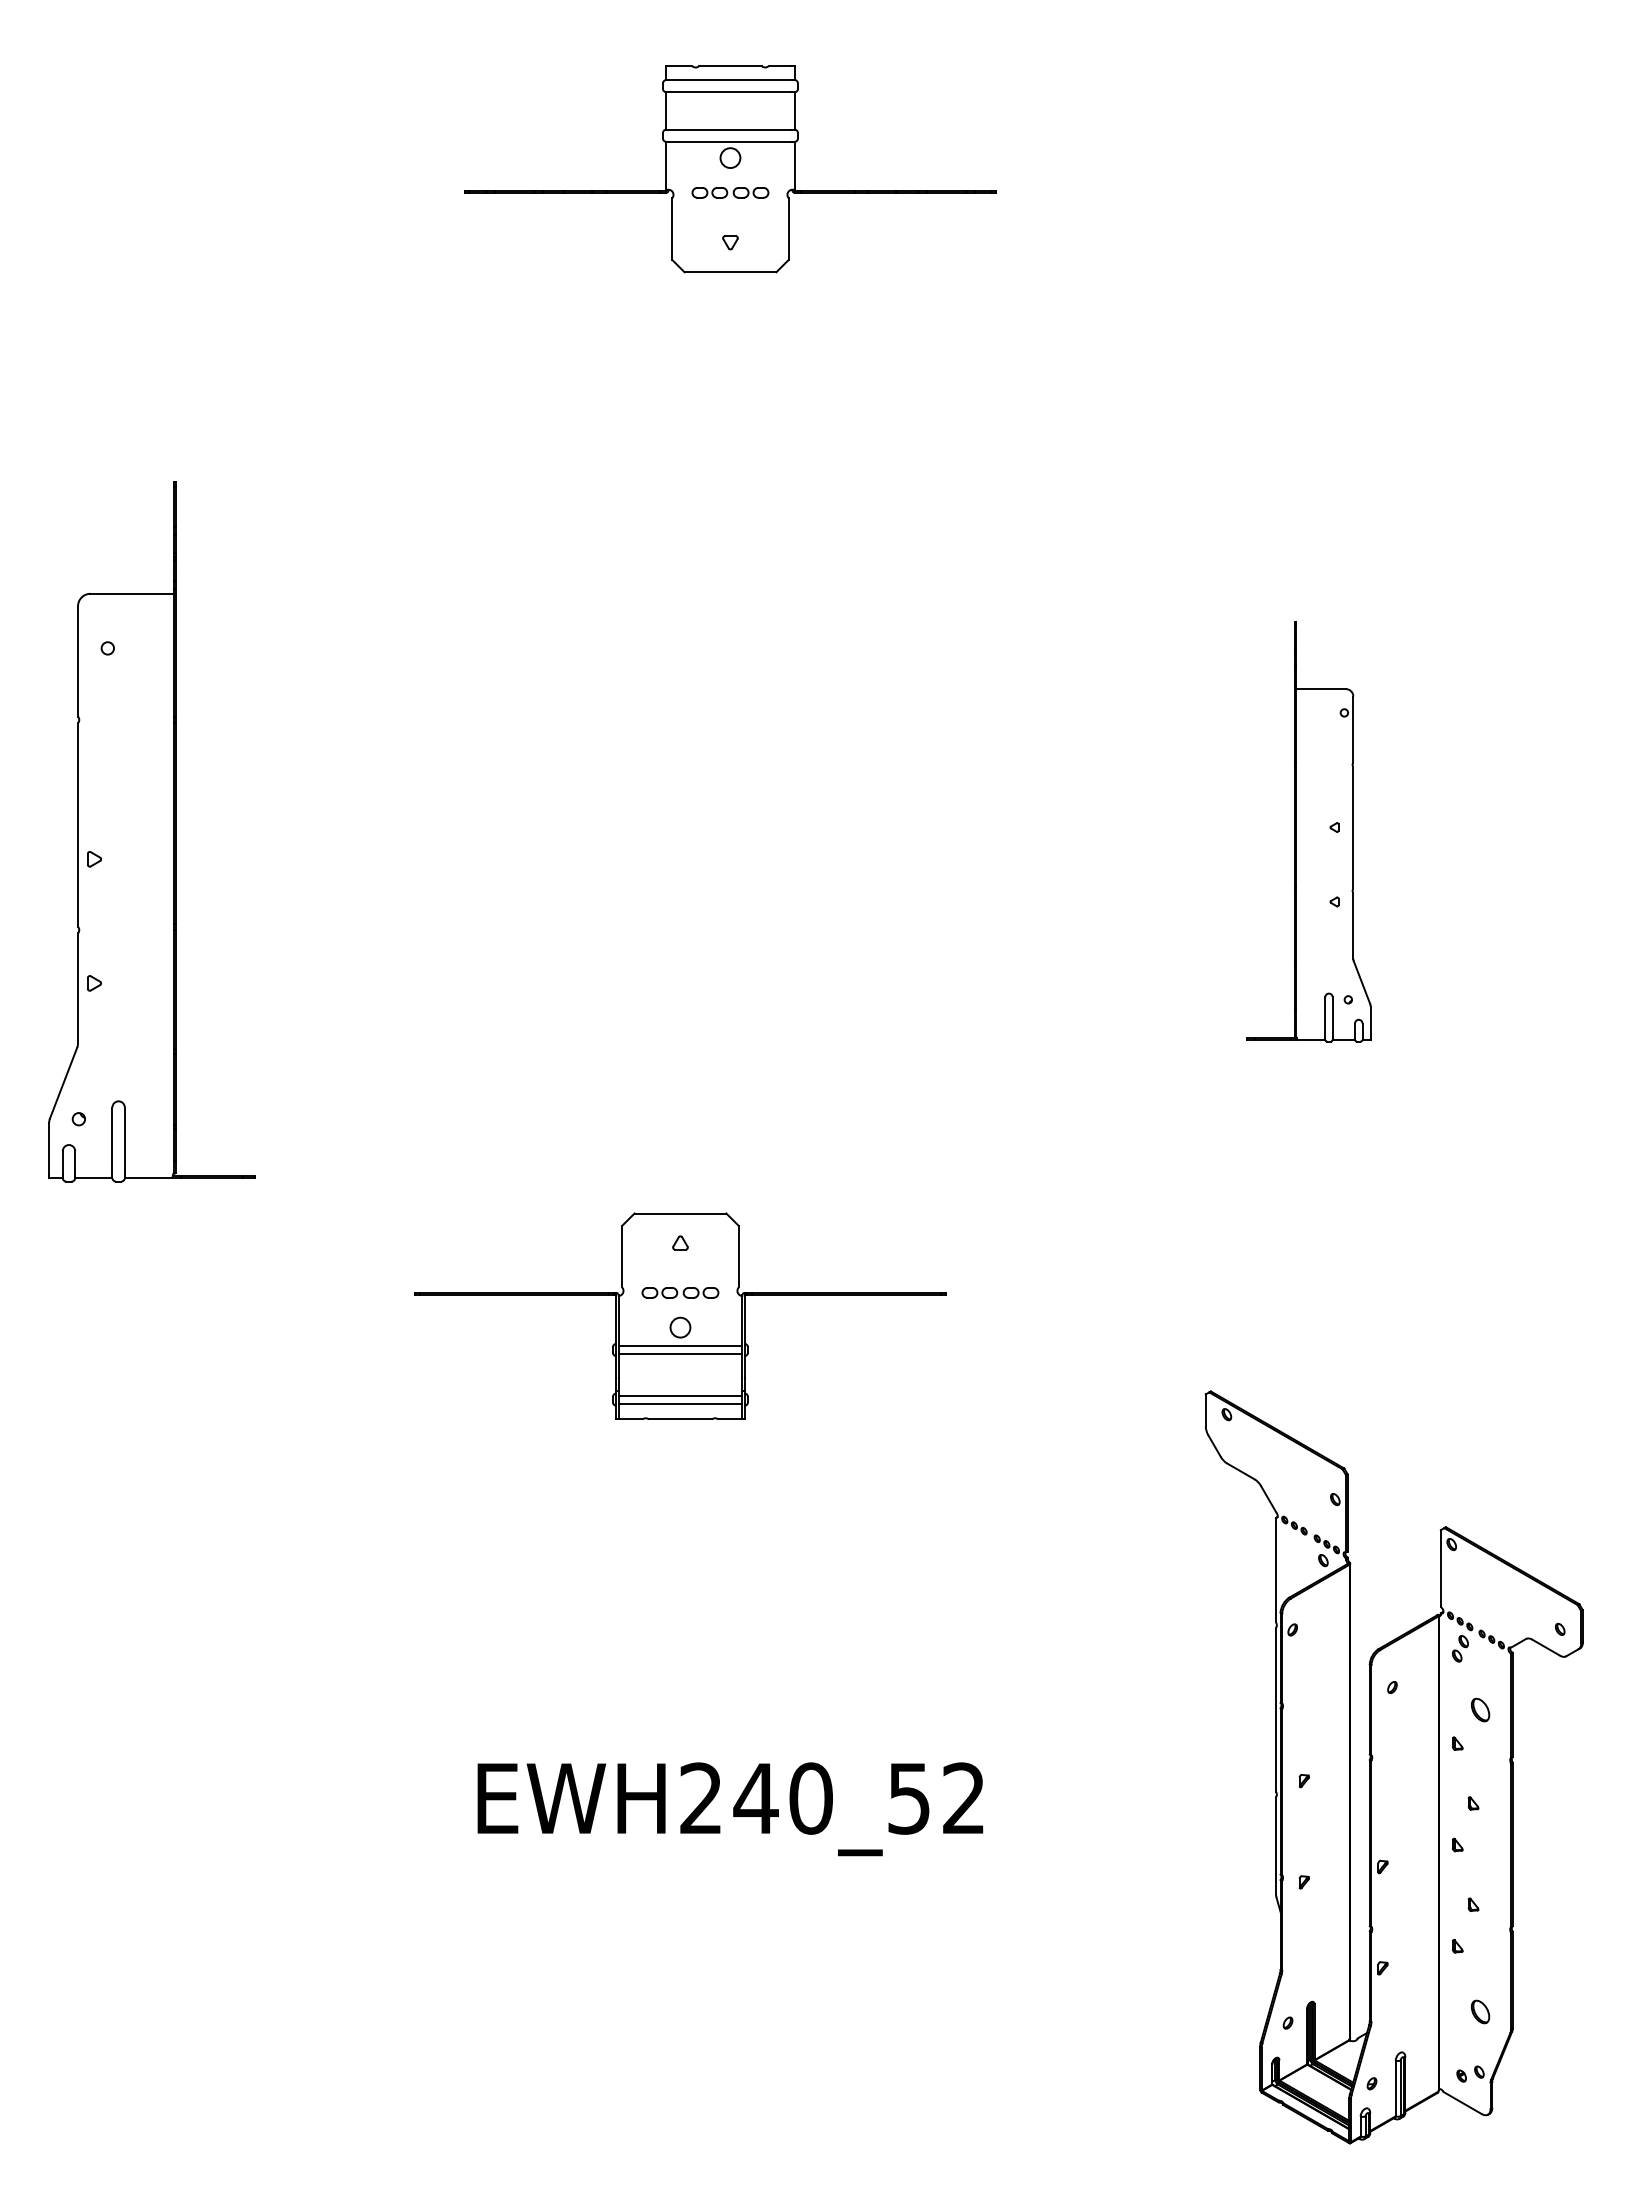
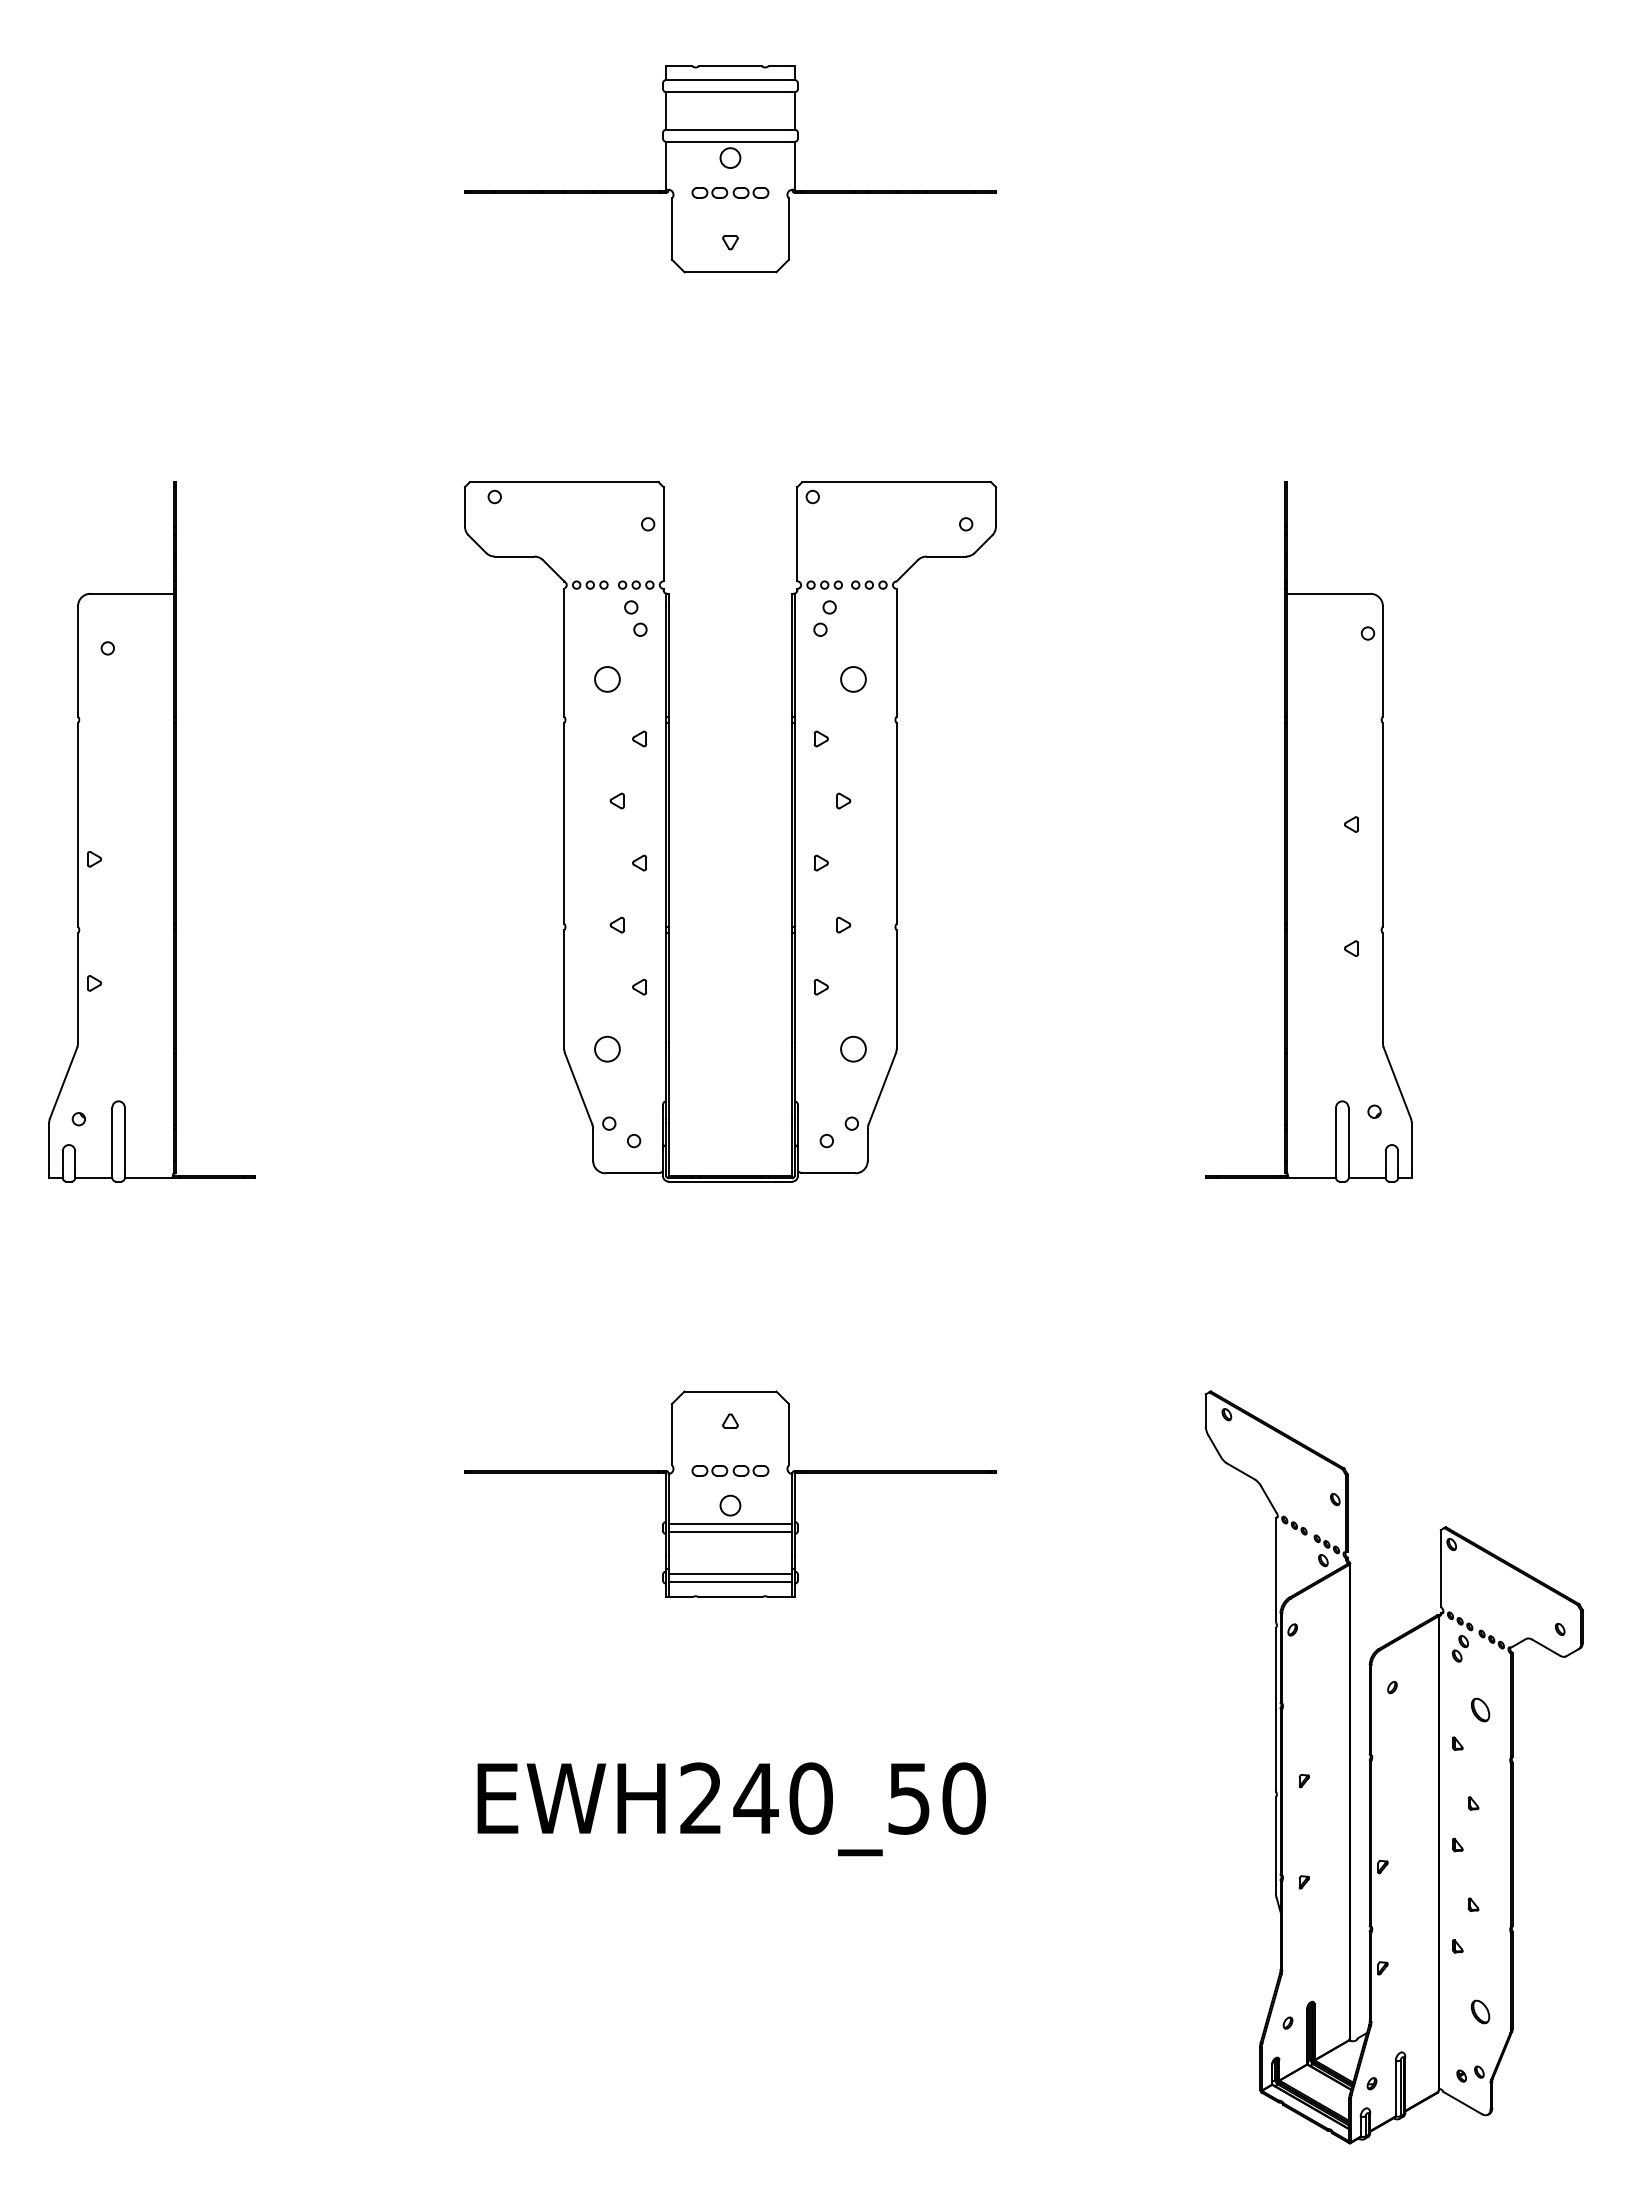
part: none -> present (669, 831)
part size: 126x422 px -> 208x702 px (1308, 831)
part position: (680, 1315) -> (730, 1493) (730, 1493)
text: EWH240_52 -> EWH240_50 (963, 1798)
